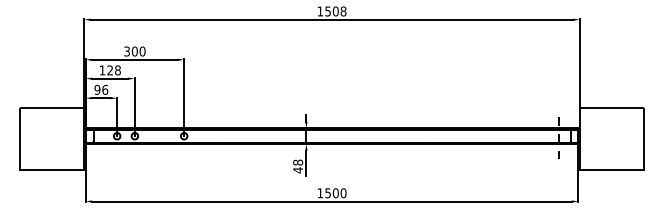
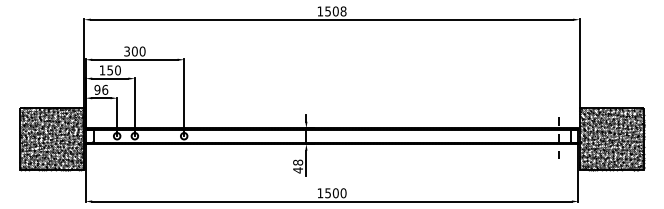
text: 128 -> 150 (113, 70)
hatch: none -> present (51, 138)
hatch: none -> present (611, 138)
